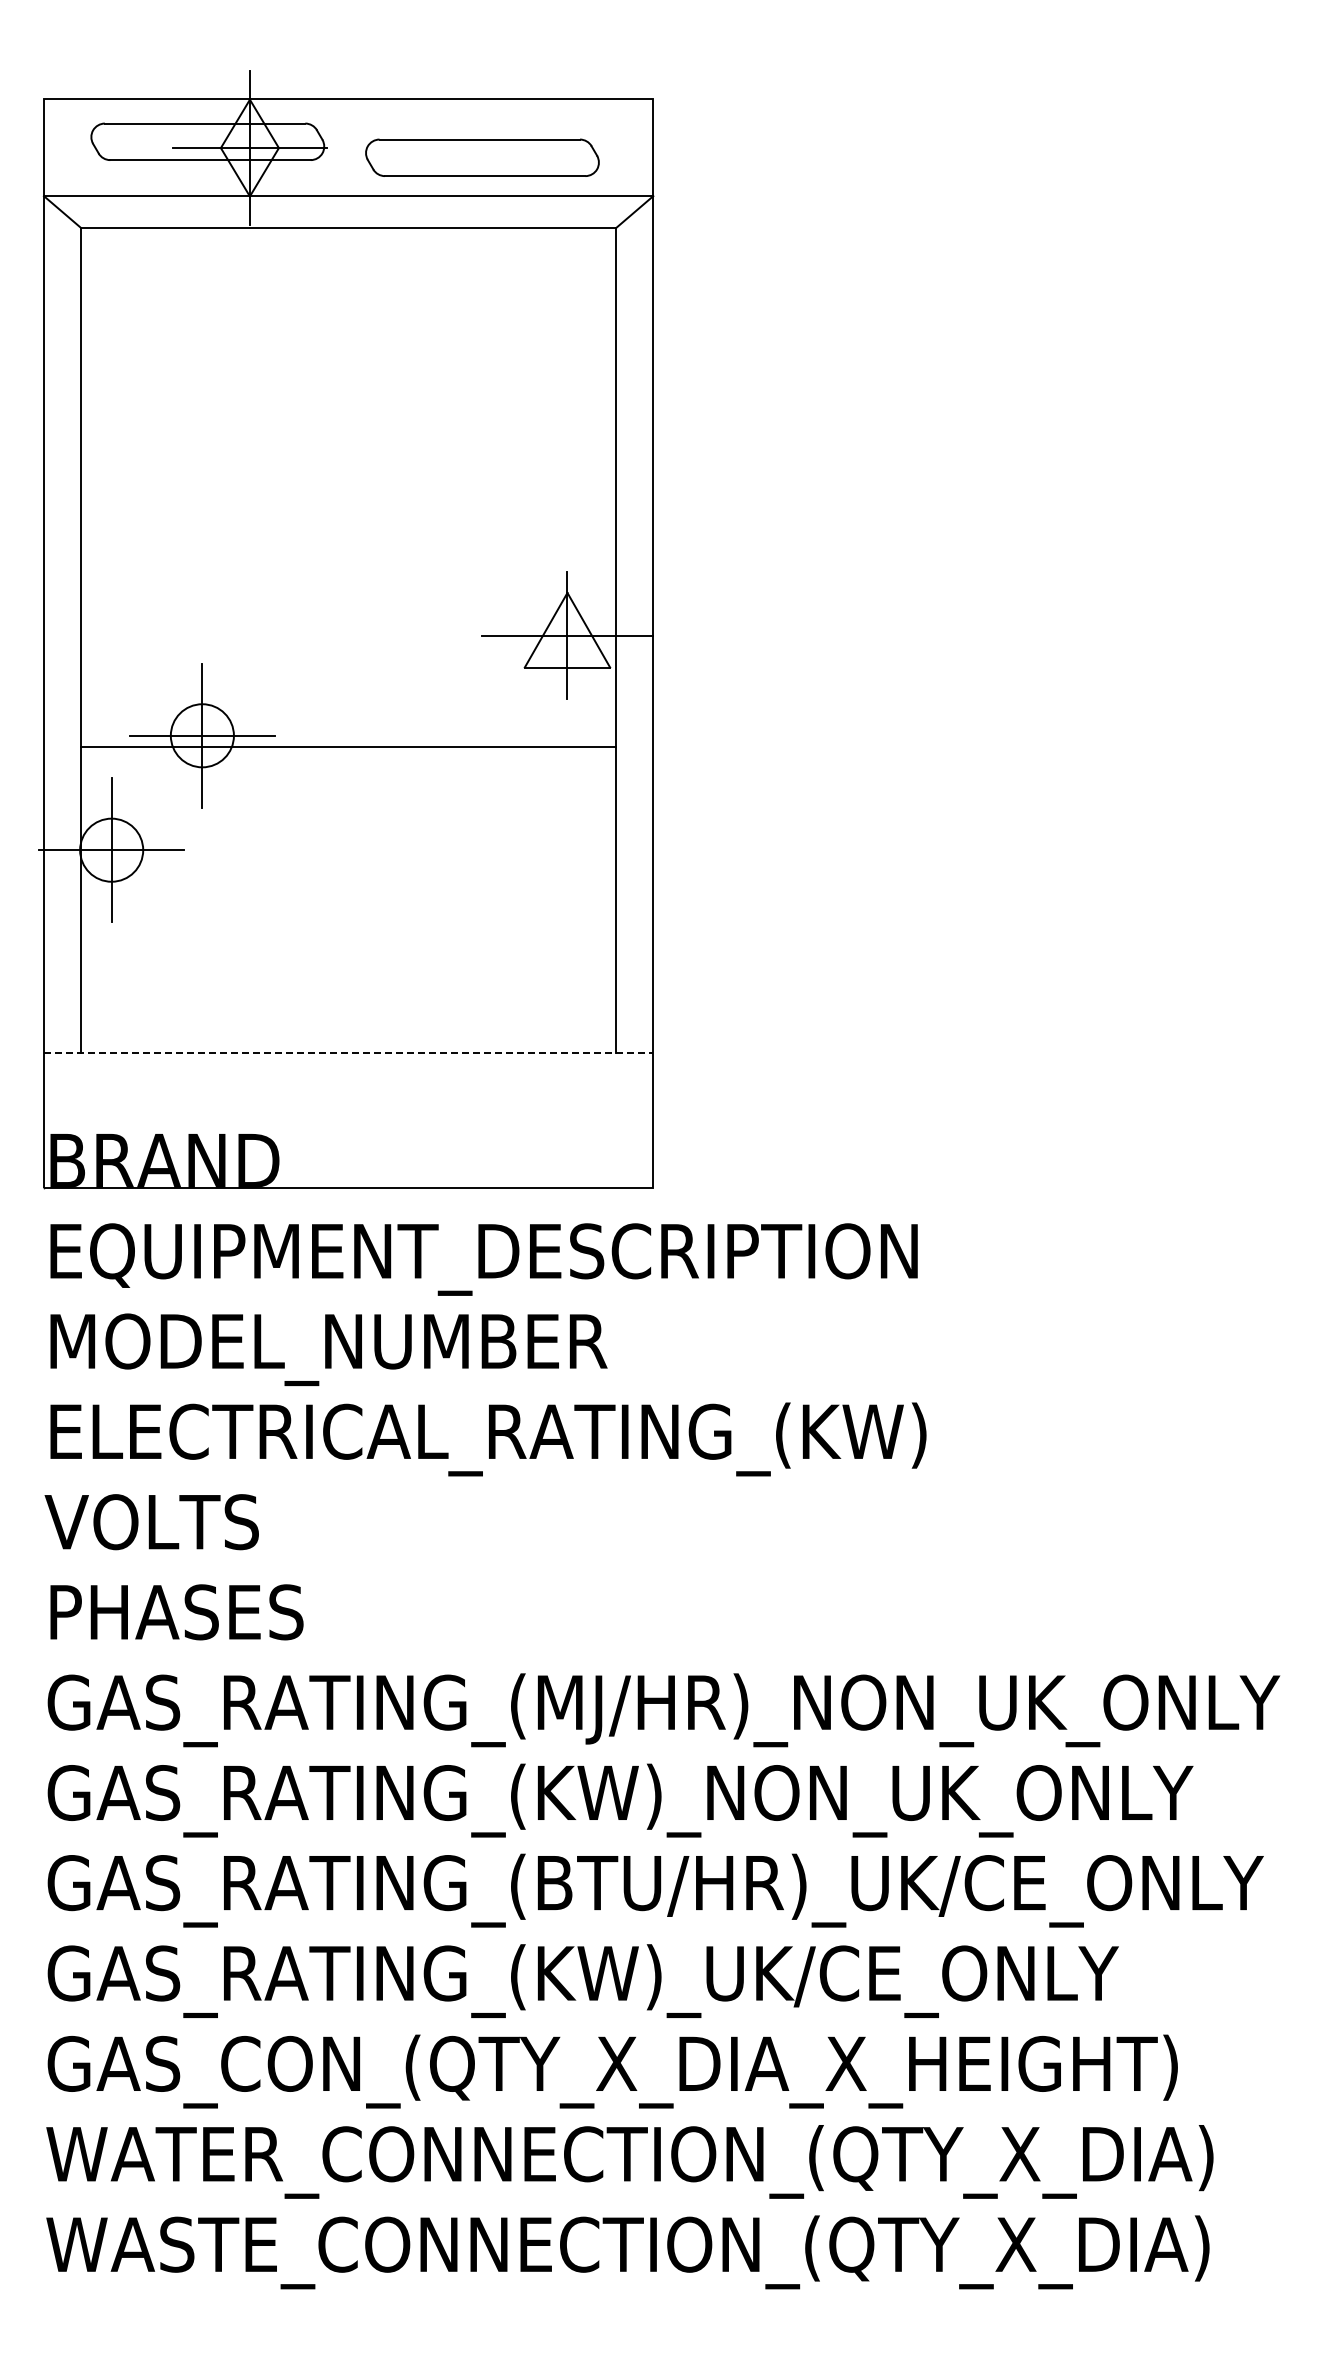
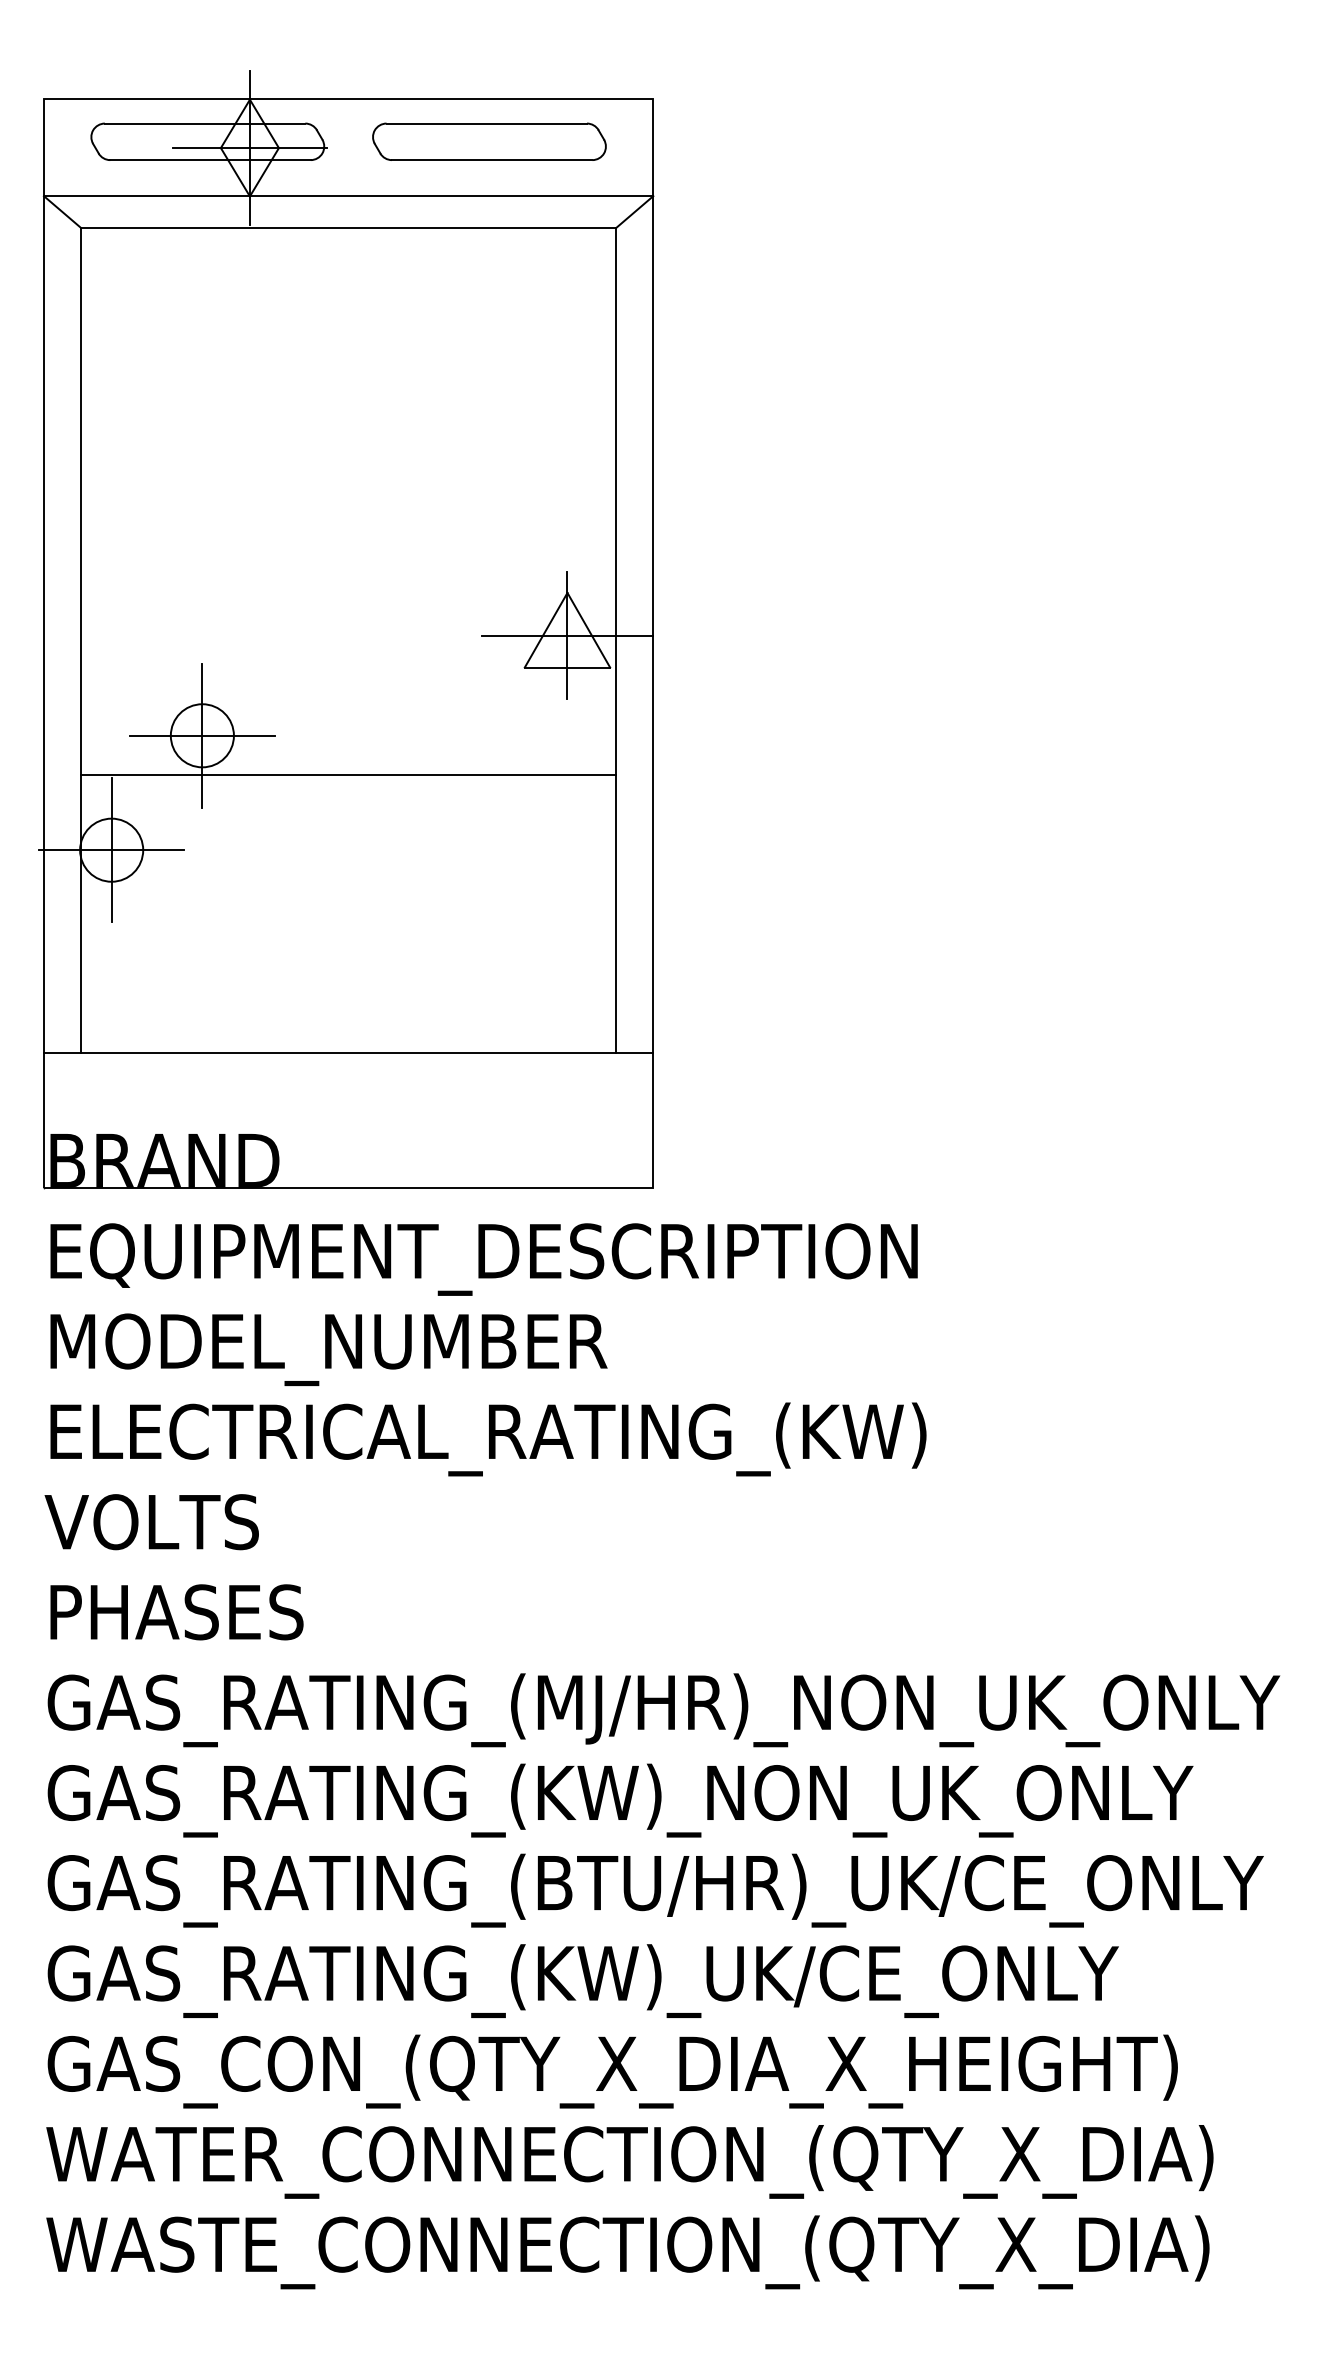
part position: (482, 157) -> (489, 141) (489, 141)
line position: (348, 747) -> (348, 775) (348, 775)
line: dashed -> solid (348, 1052)
